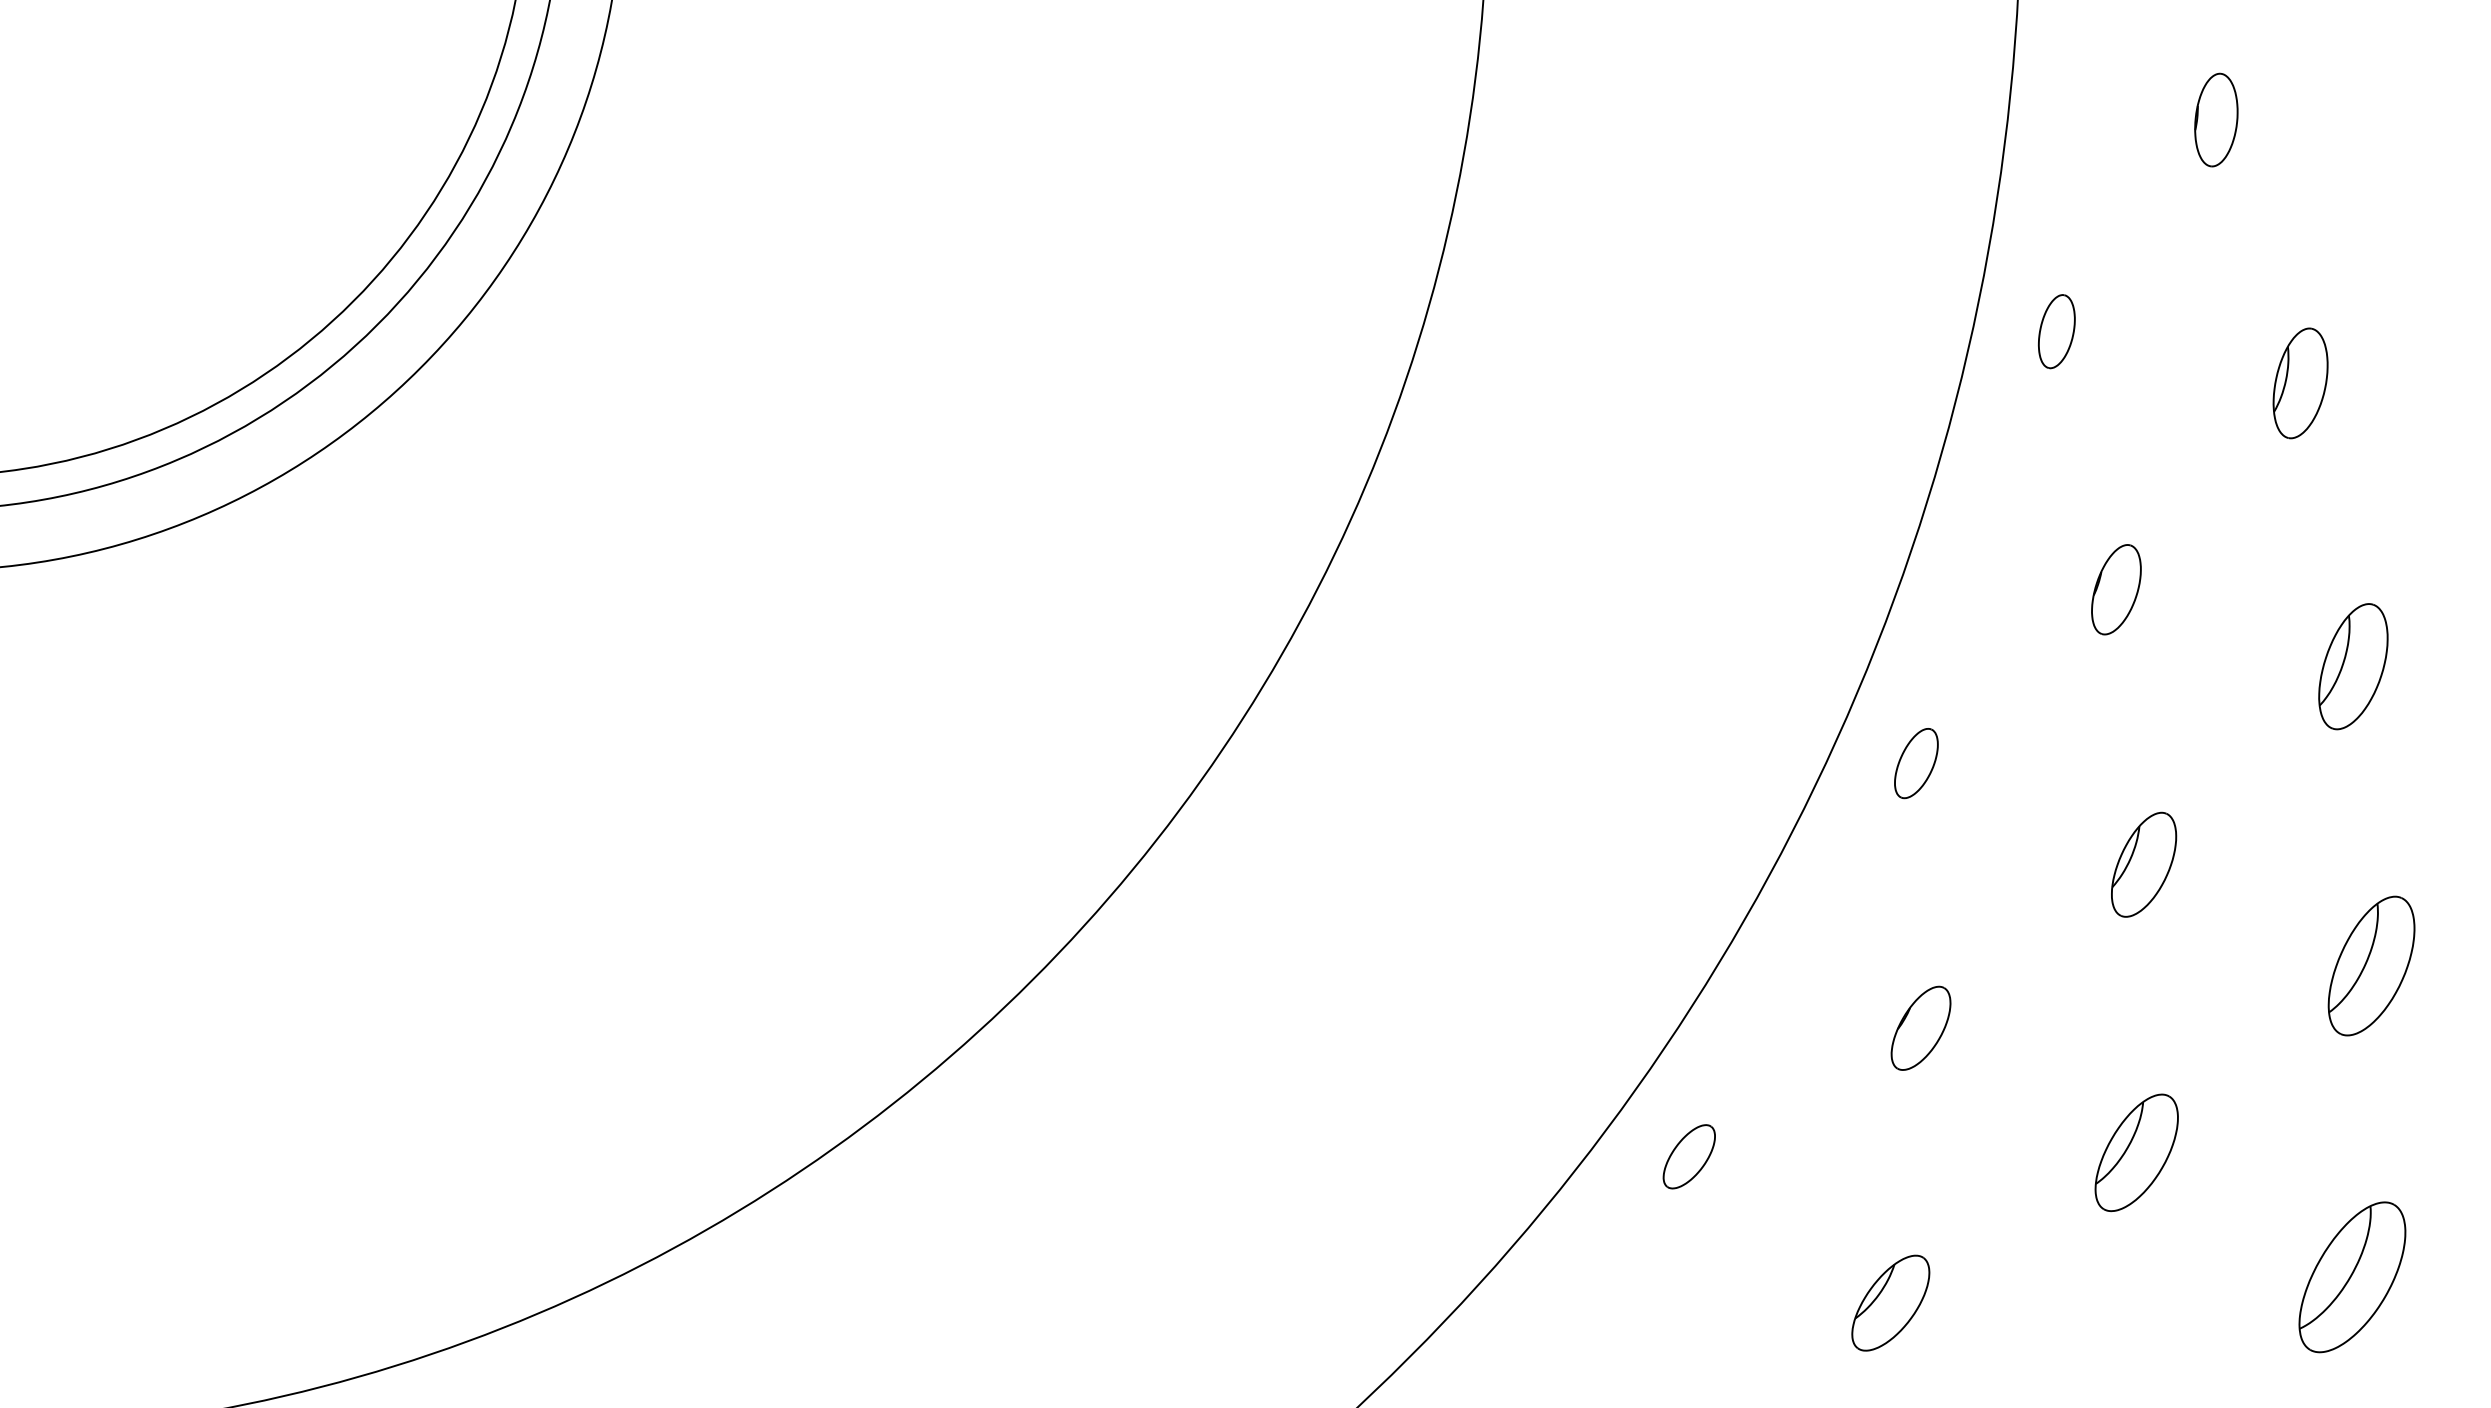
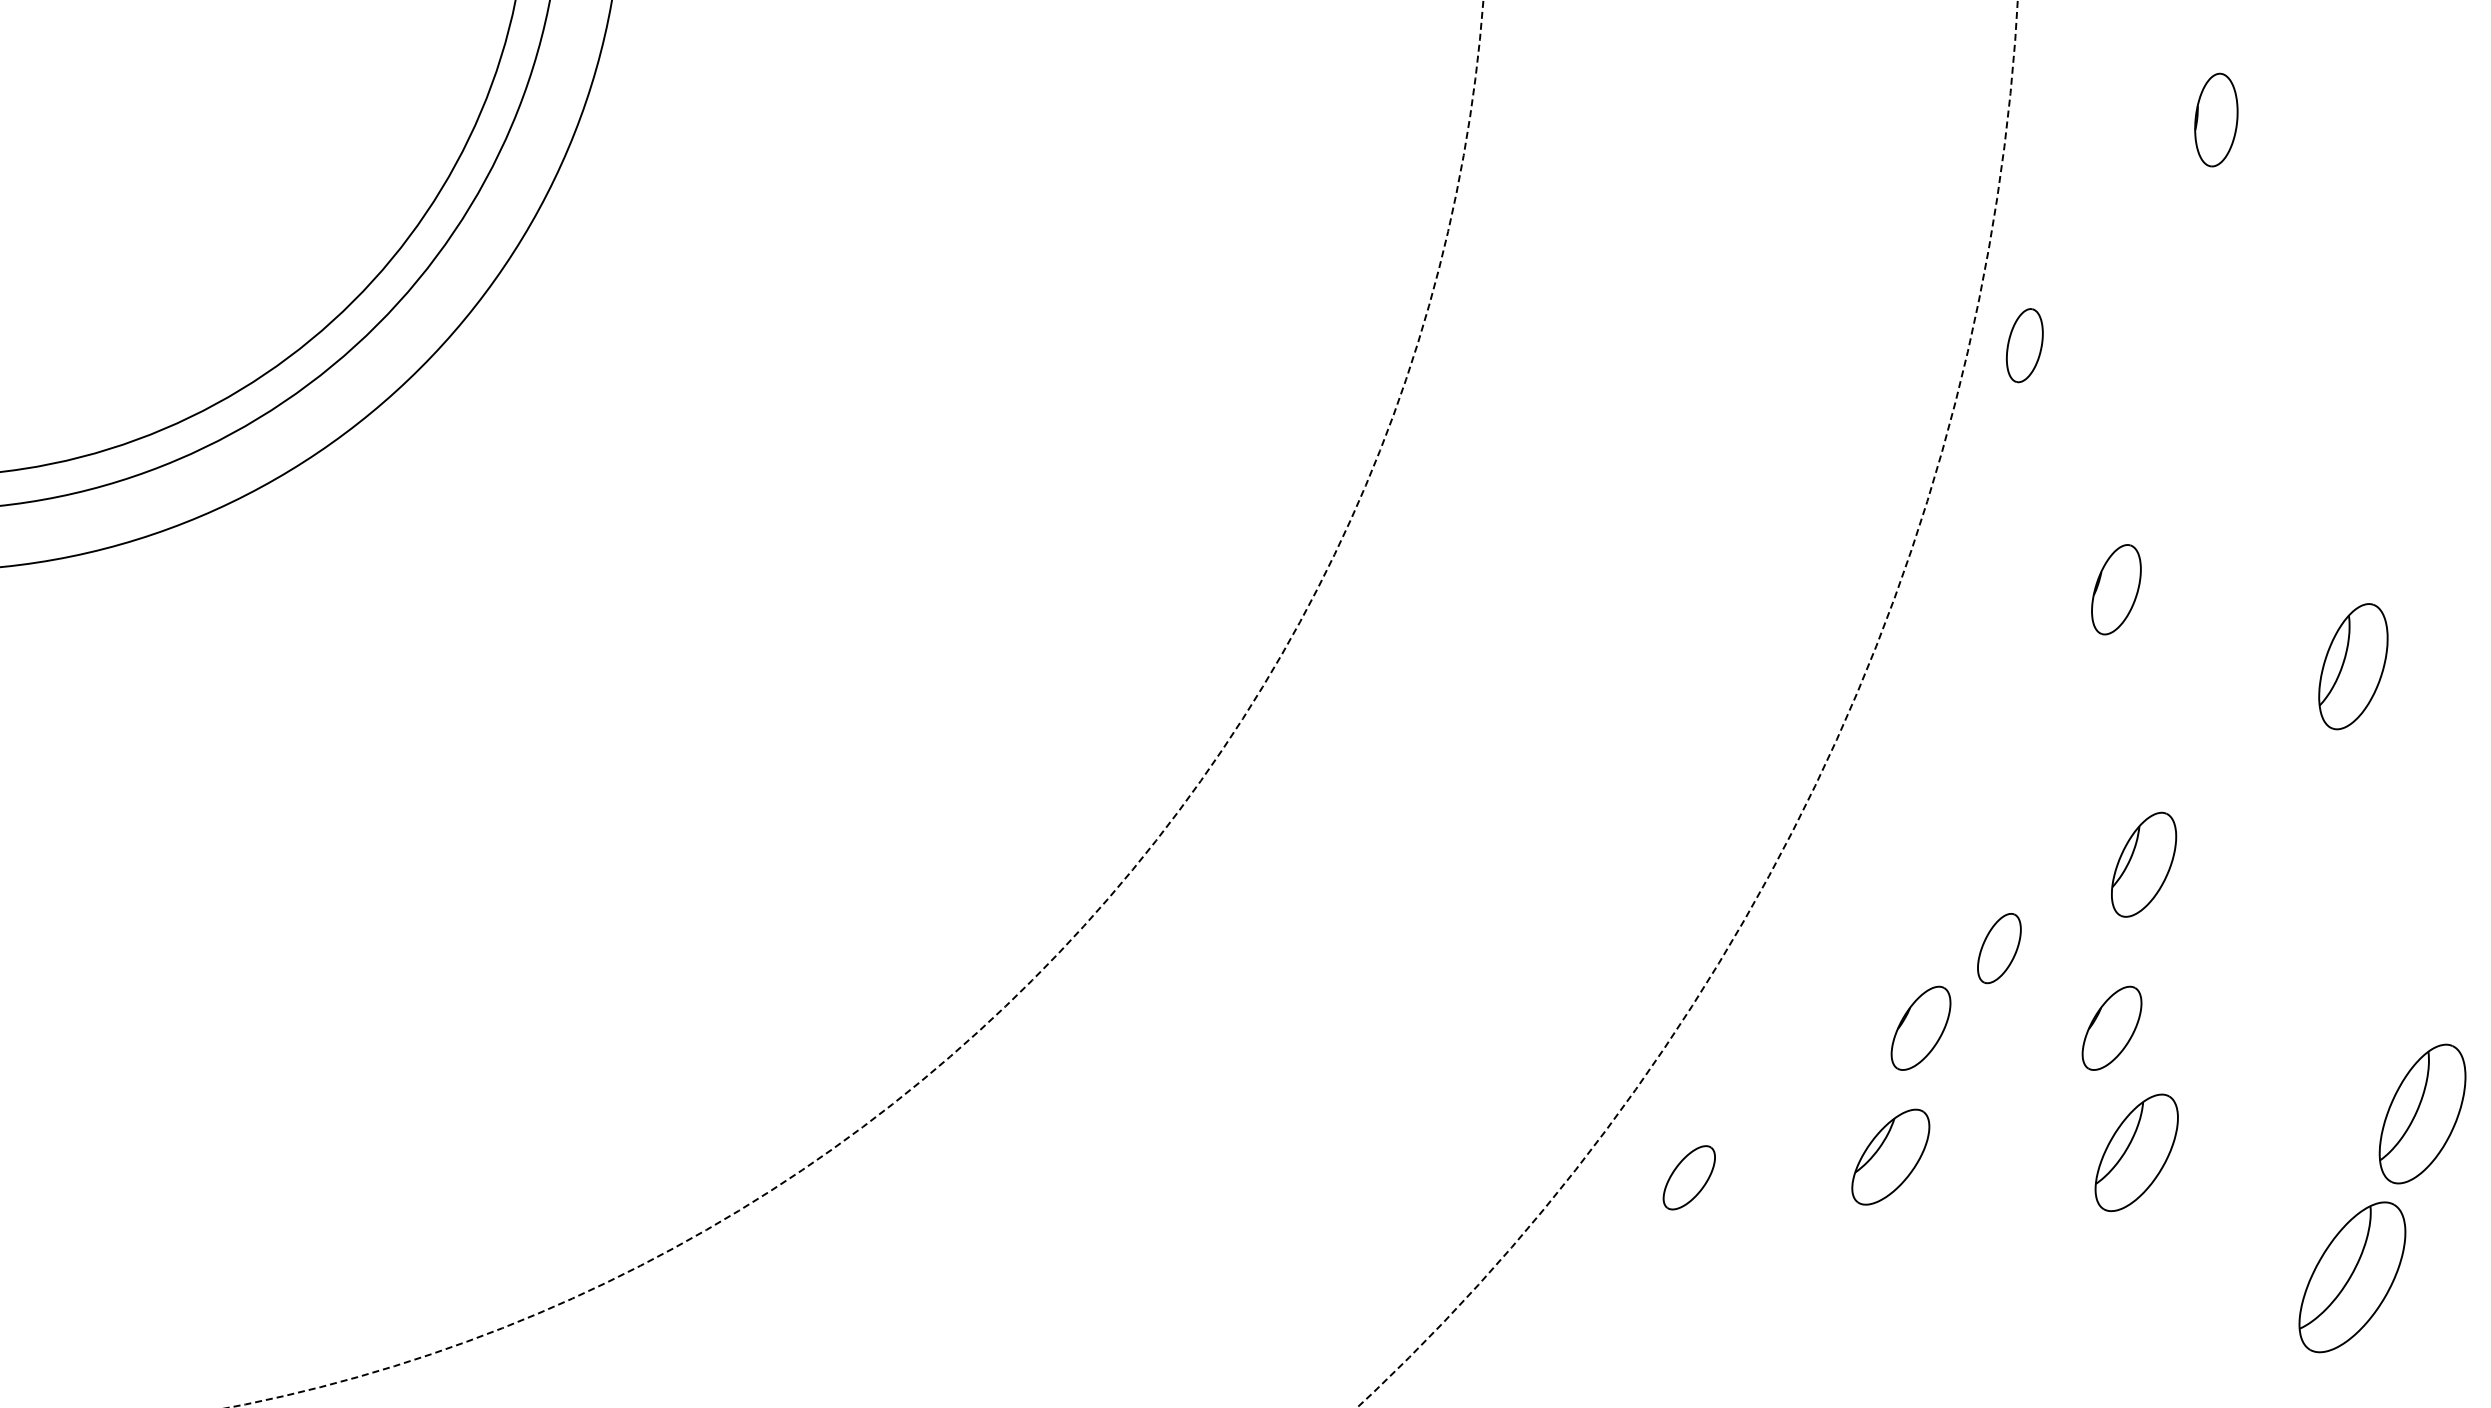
part position: (2056, 331) -> (2024, 345) (2024, 345)
part: present -> none (2300, 383)
circle: solid -> dashed (855, 703)
circle: solid -> dashed (1687, 703)
part position: (1916, 763) -> (1999, 948) (1999, 948)
part position: (2371, 965) -> (2422, 1113) (2422, 1113)
part: none -> present (2111, 1027)
part position: (1688, 1156) -> (1688, 1177) (1688, 1177)
part position: (1890, 1302) -> (1890, 1156) (1890, 1156)
